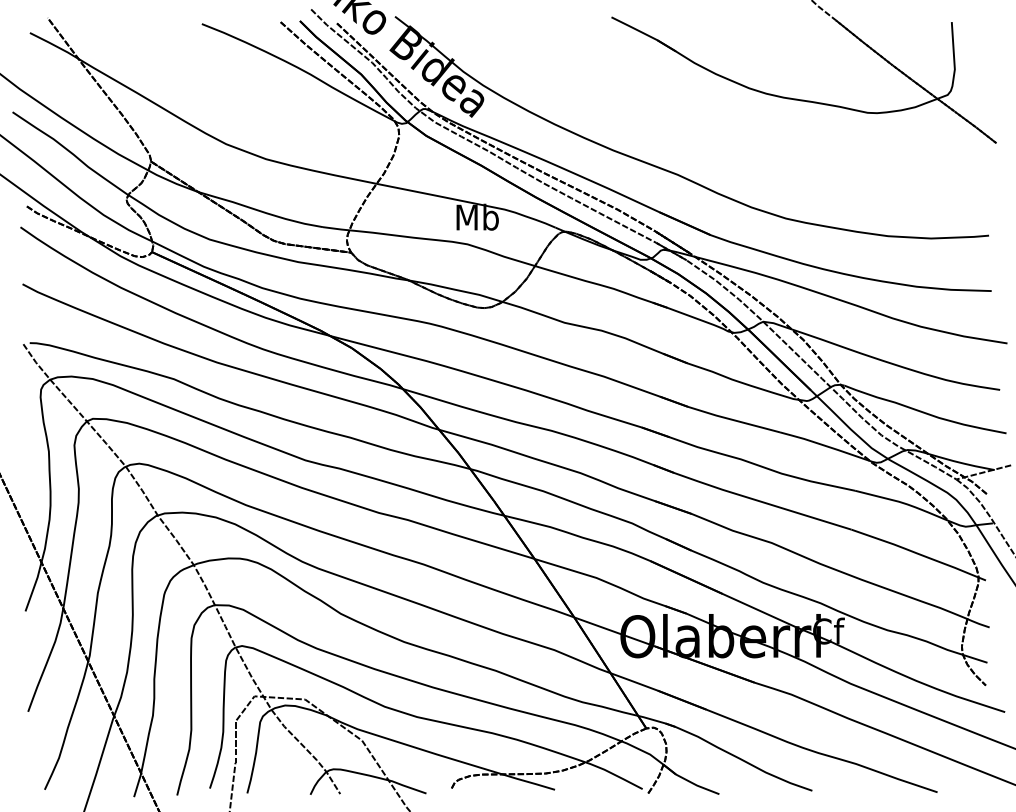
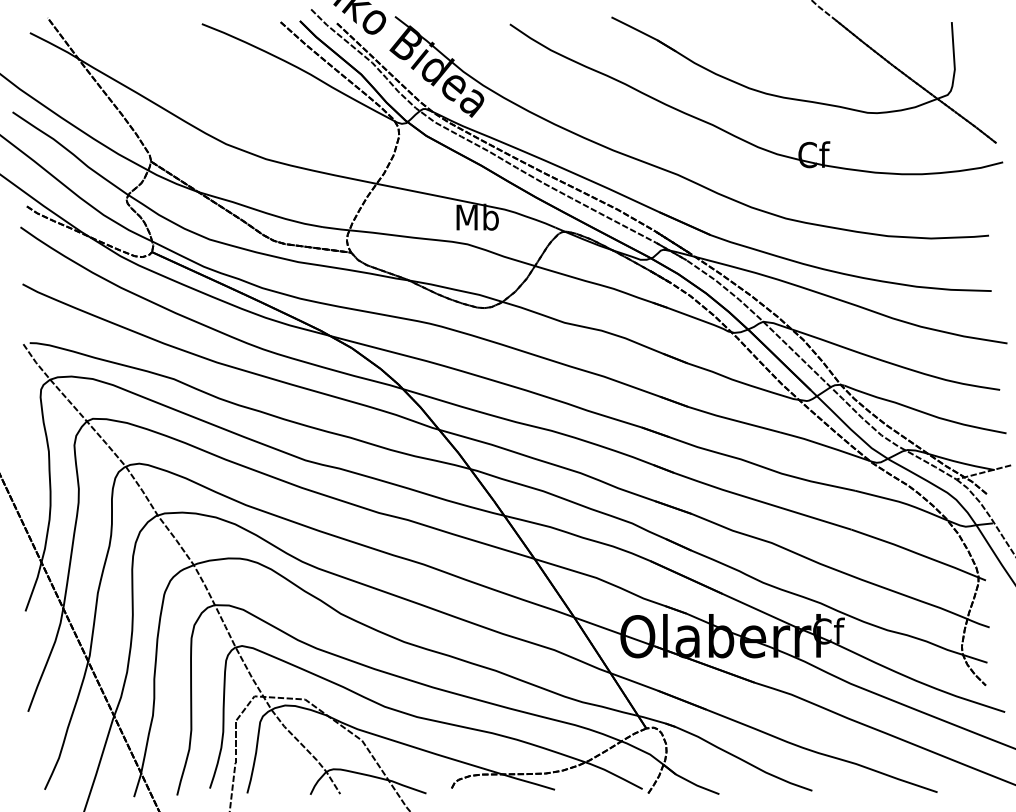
part: none -> present (738, 136)
